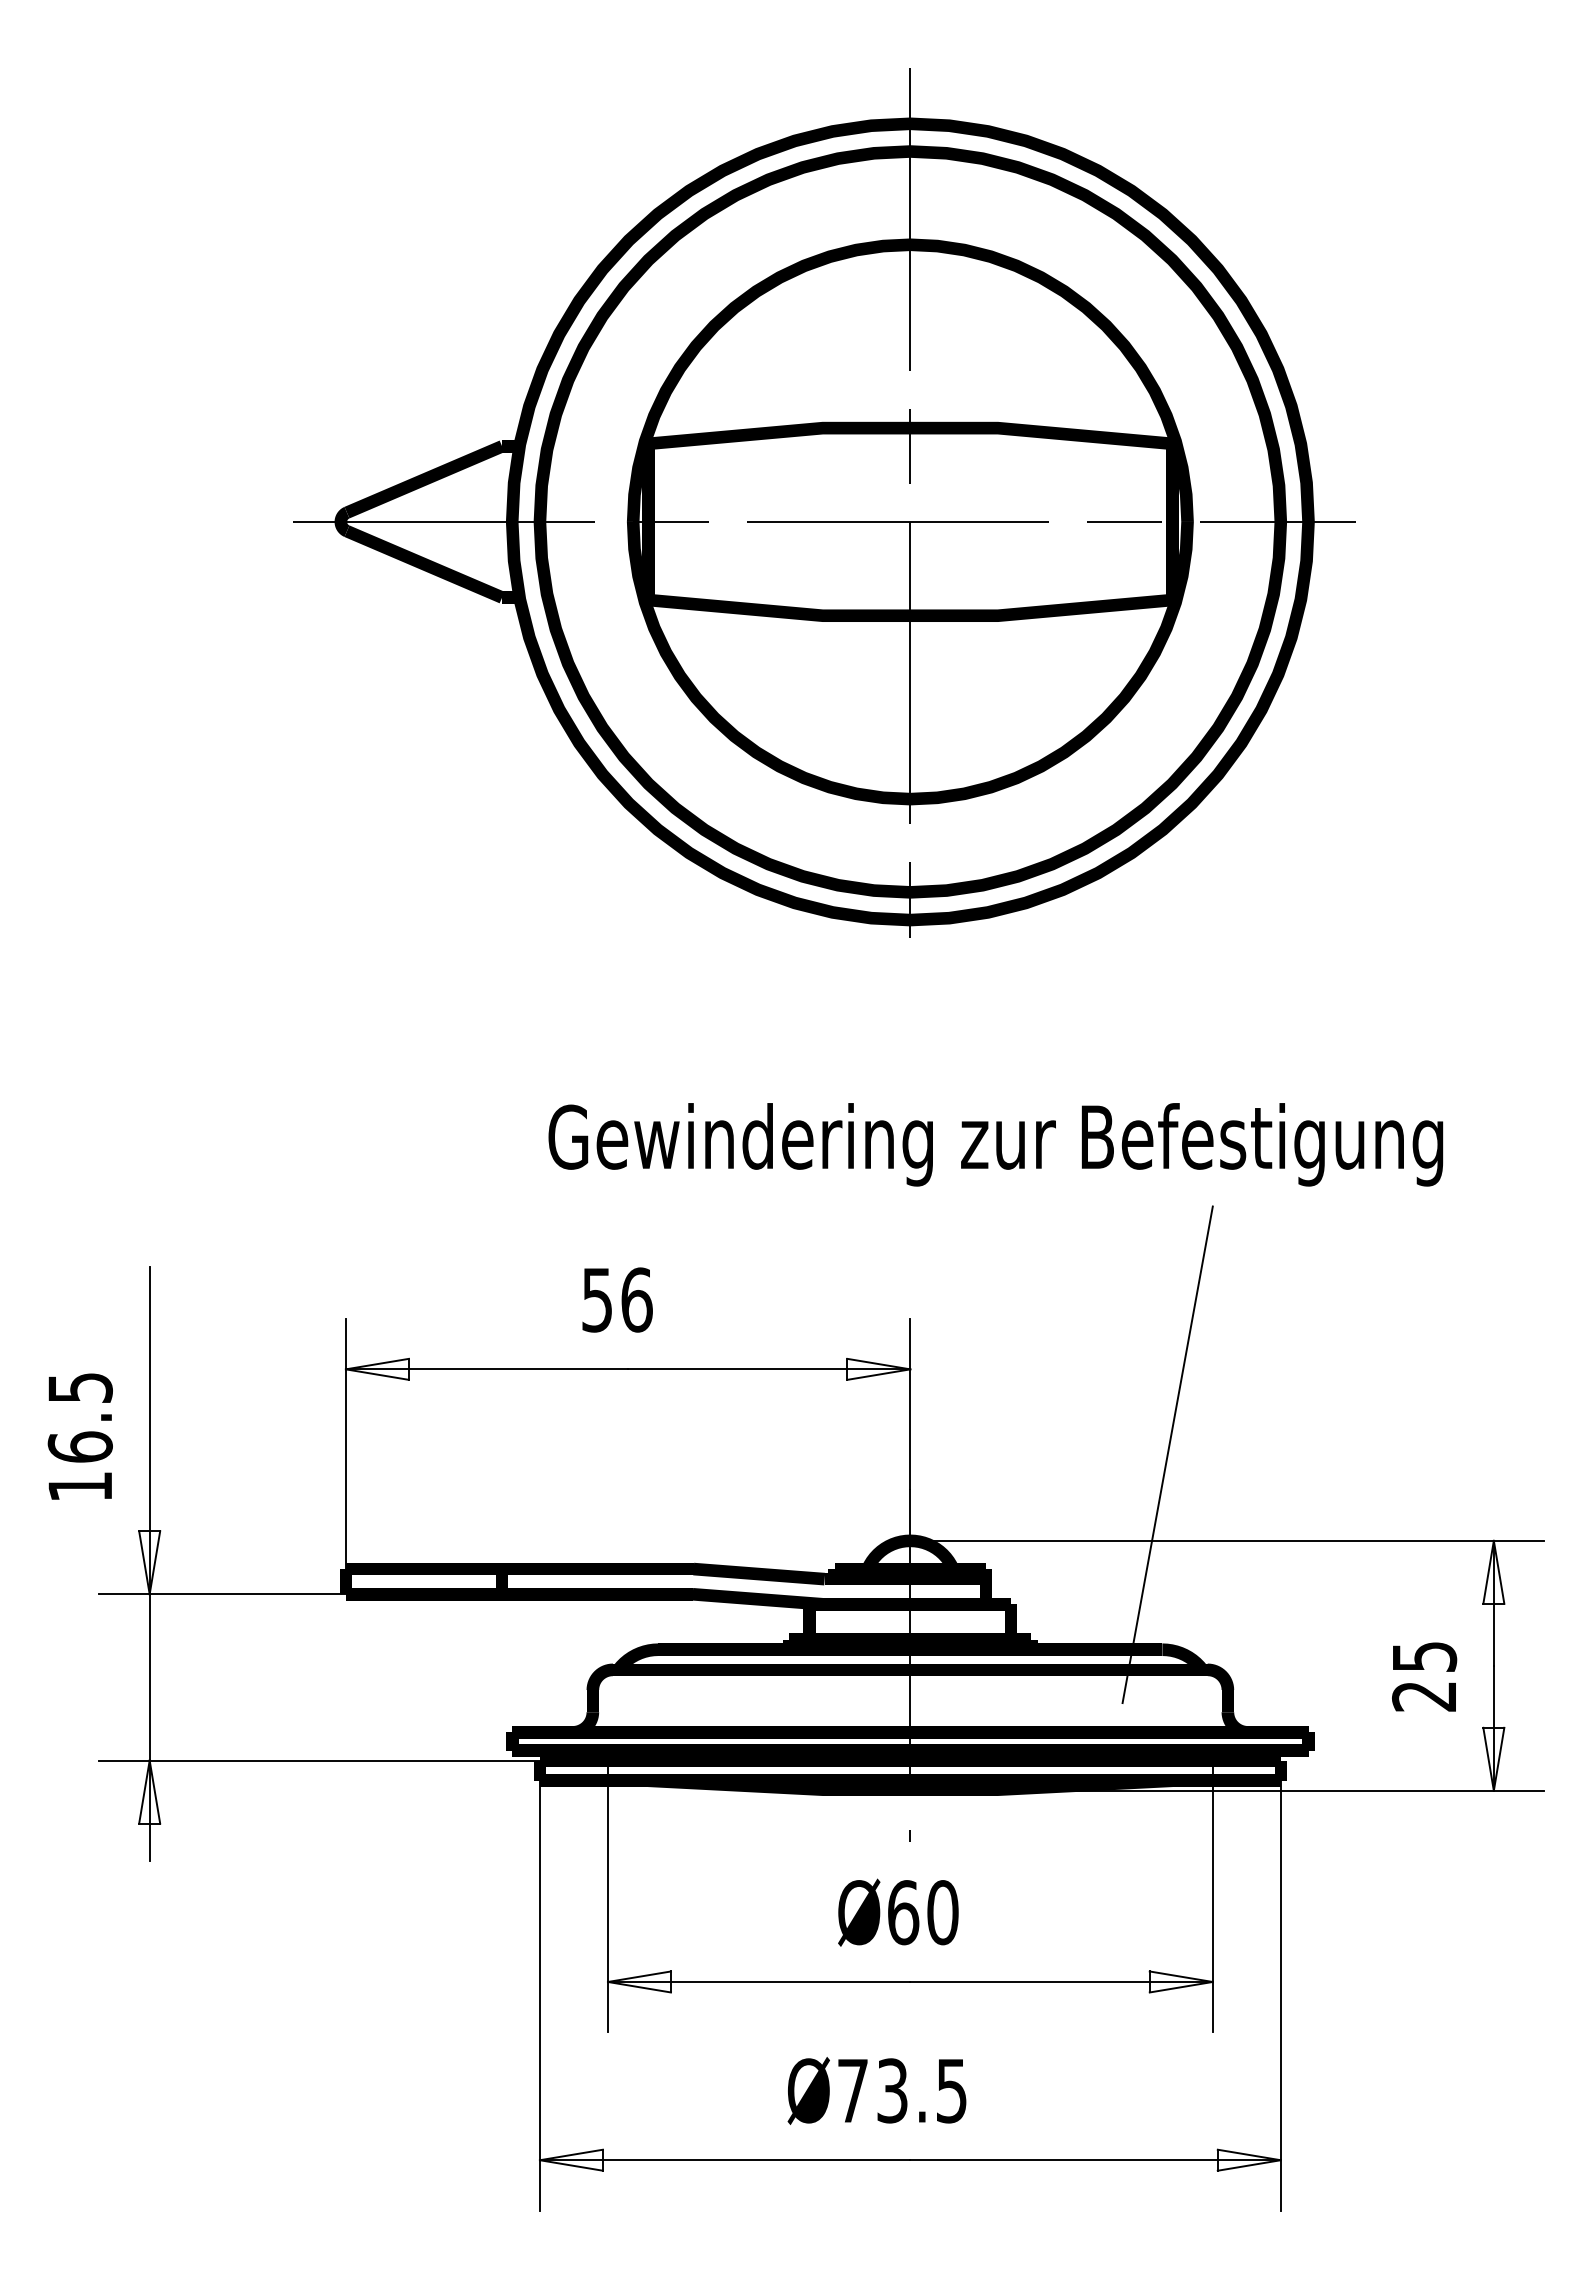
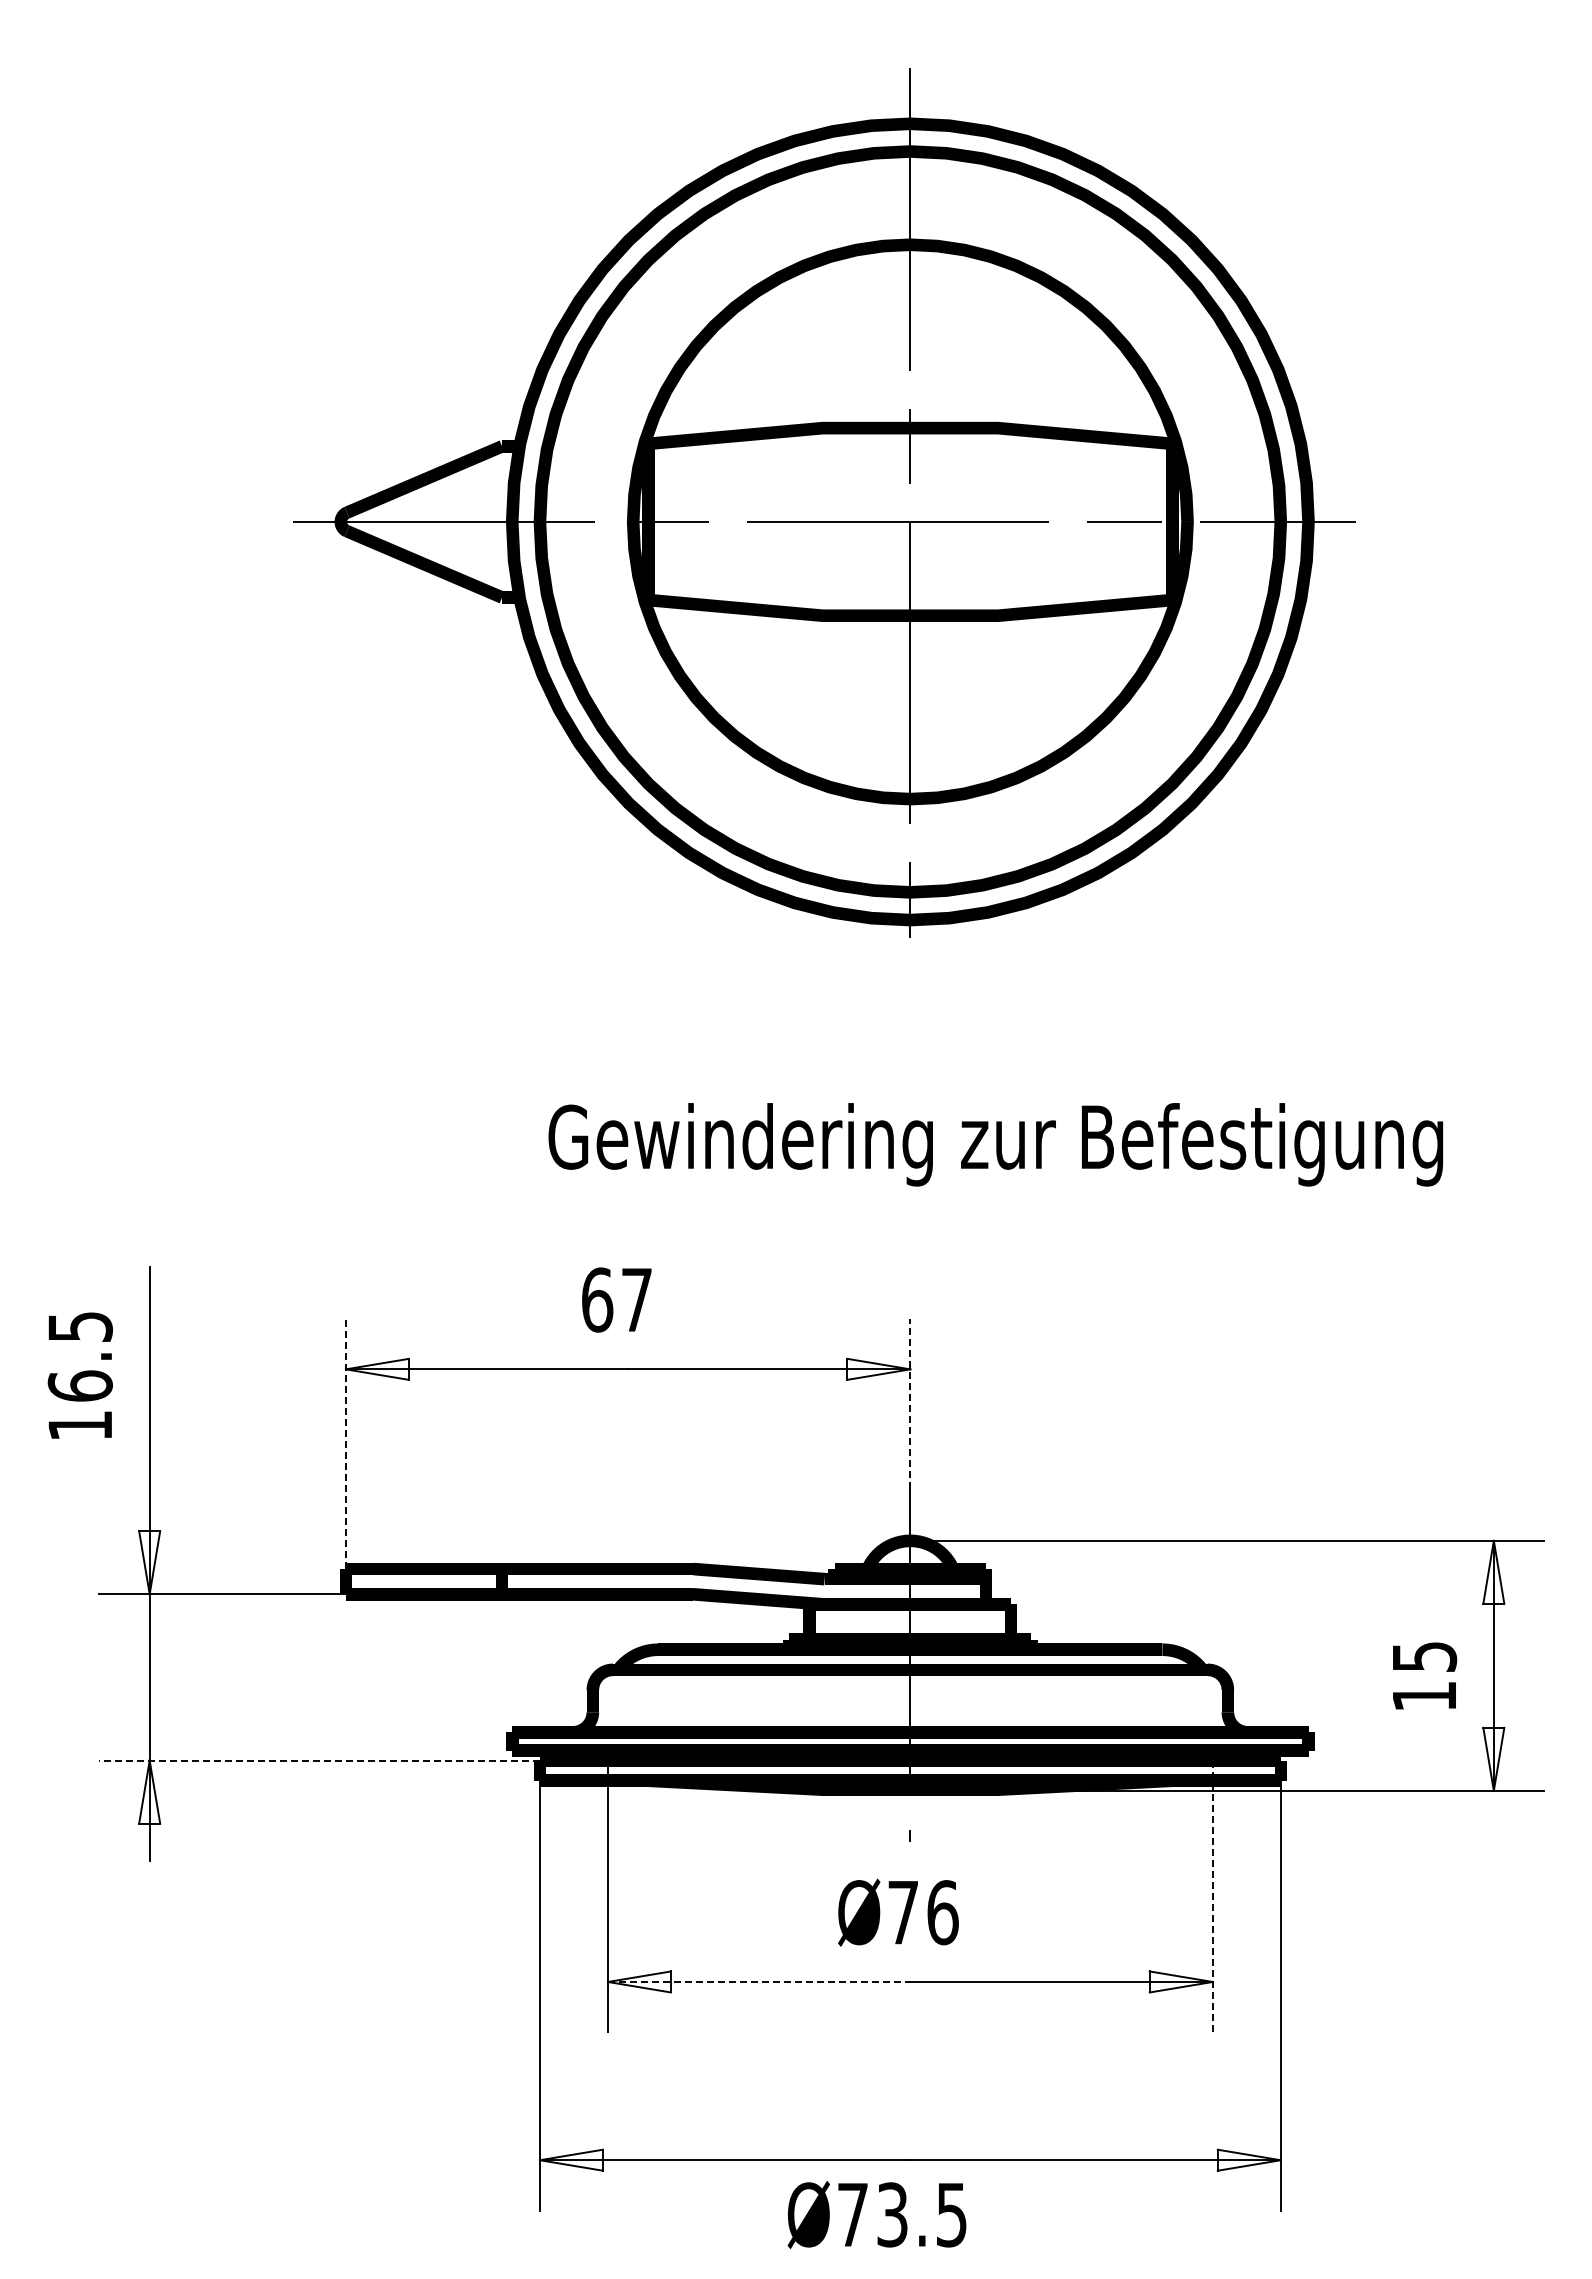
text: 56 -> 67 (617, 1299)
line: solid -> dashed (910, 1403)
text position: (79, 1436) -> (79, 1375) (79, 1375)
line: solid -> dashed (345, 1443)
line: present -> none (1167, 1454)
text: 25 -> 15 (1423, 1696)
line: solid -> dashed (319, 1760)
line: solid -> dashed (1212, 1896)
text: Ø60 -> Ø76 (923, 1912)
line: solid -> dashed (759, 1981)
text position: (876, 2090) -> (876, 2214) (876, 2214)
